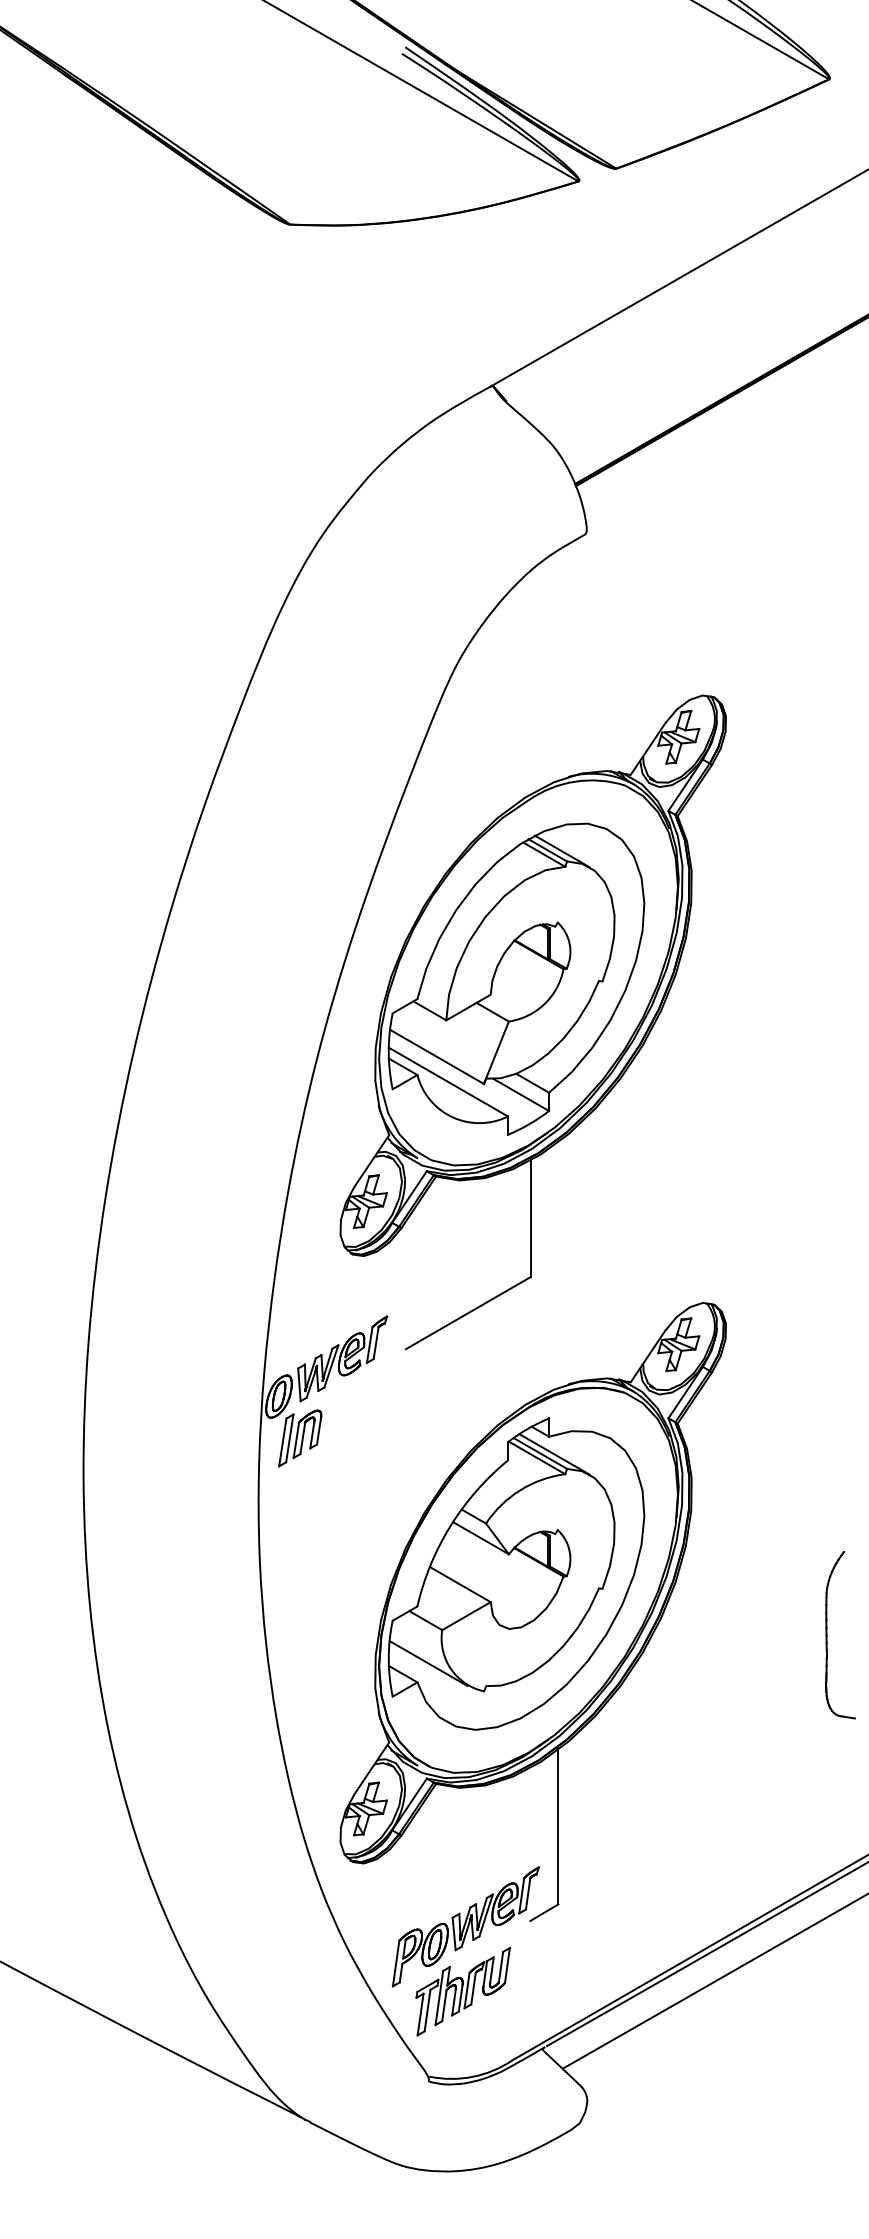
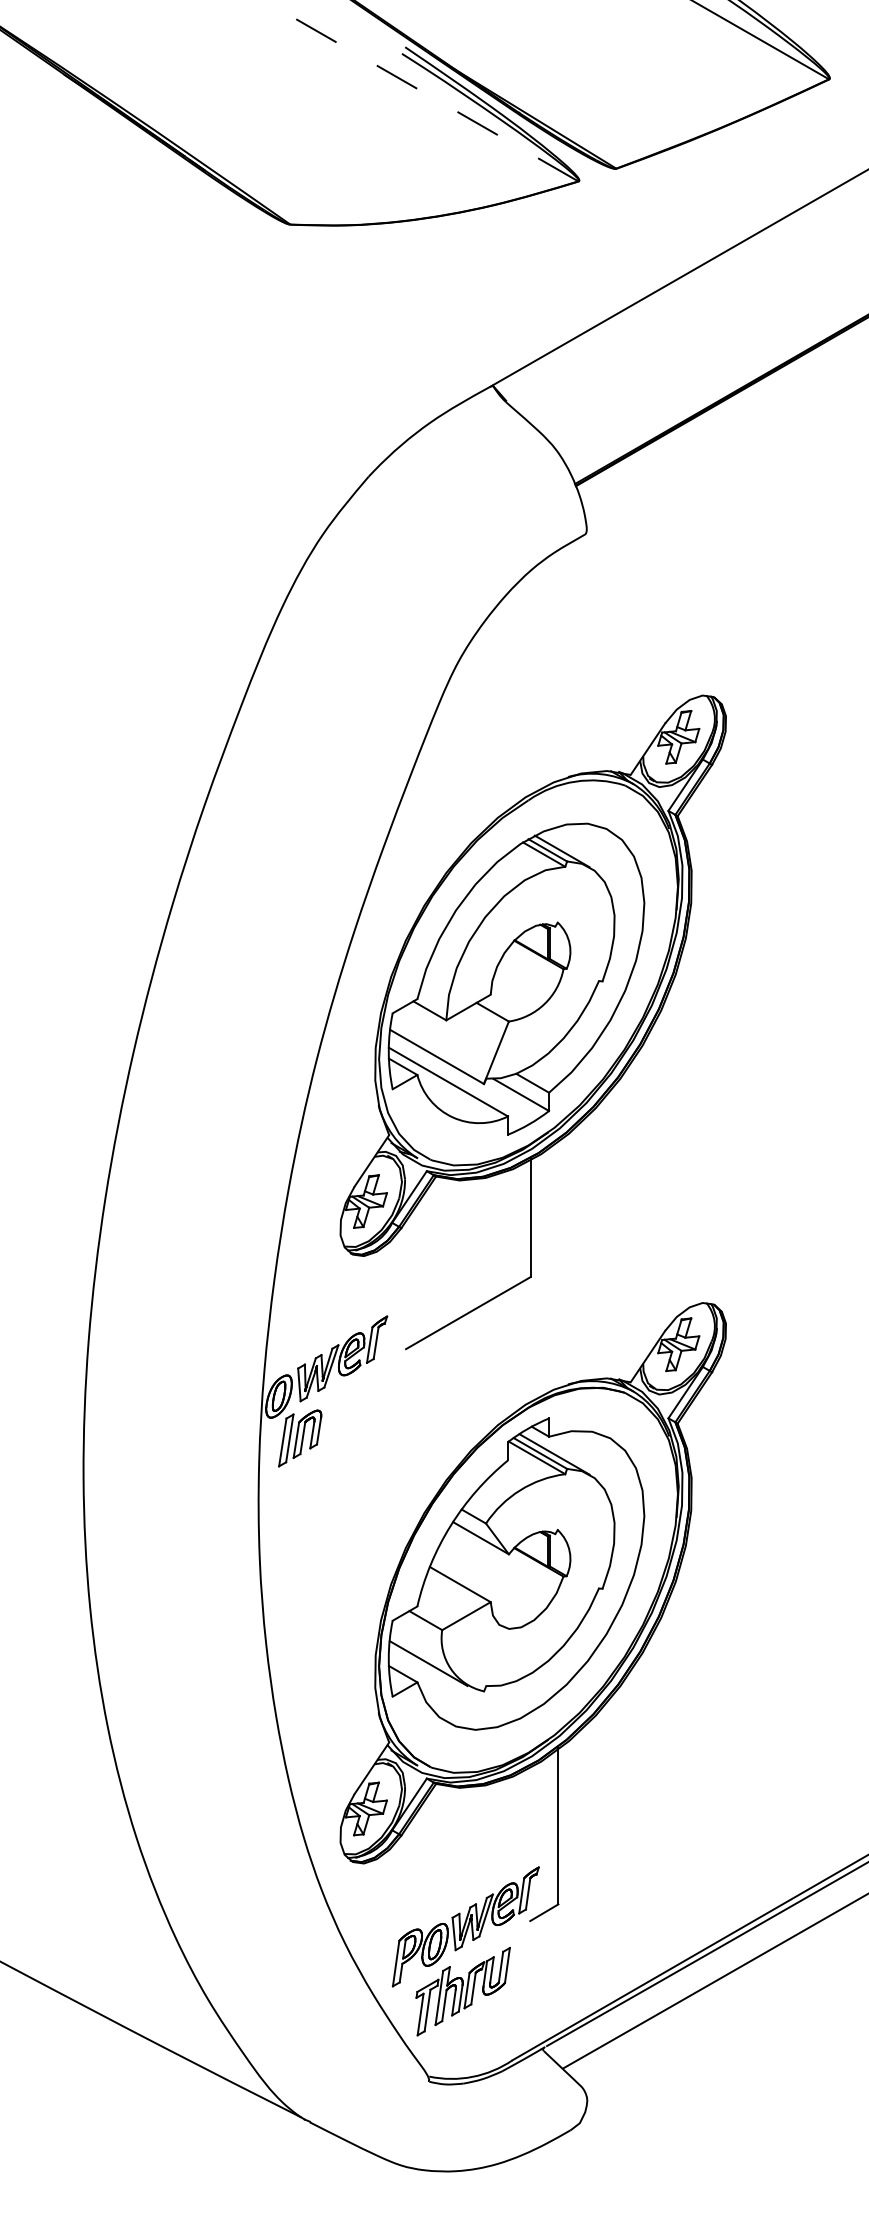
line: solid -> dashed (420, 90)
part: present -> none (827, 1635)
